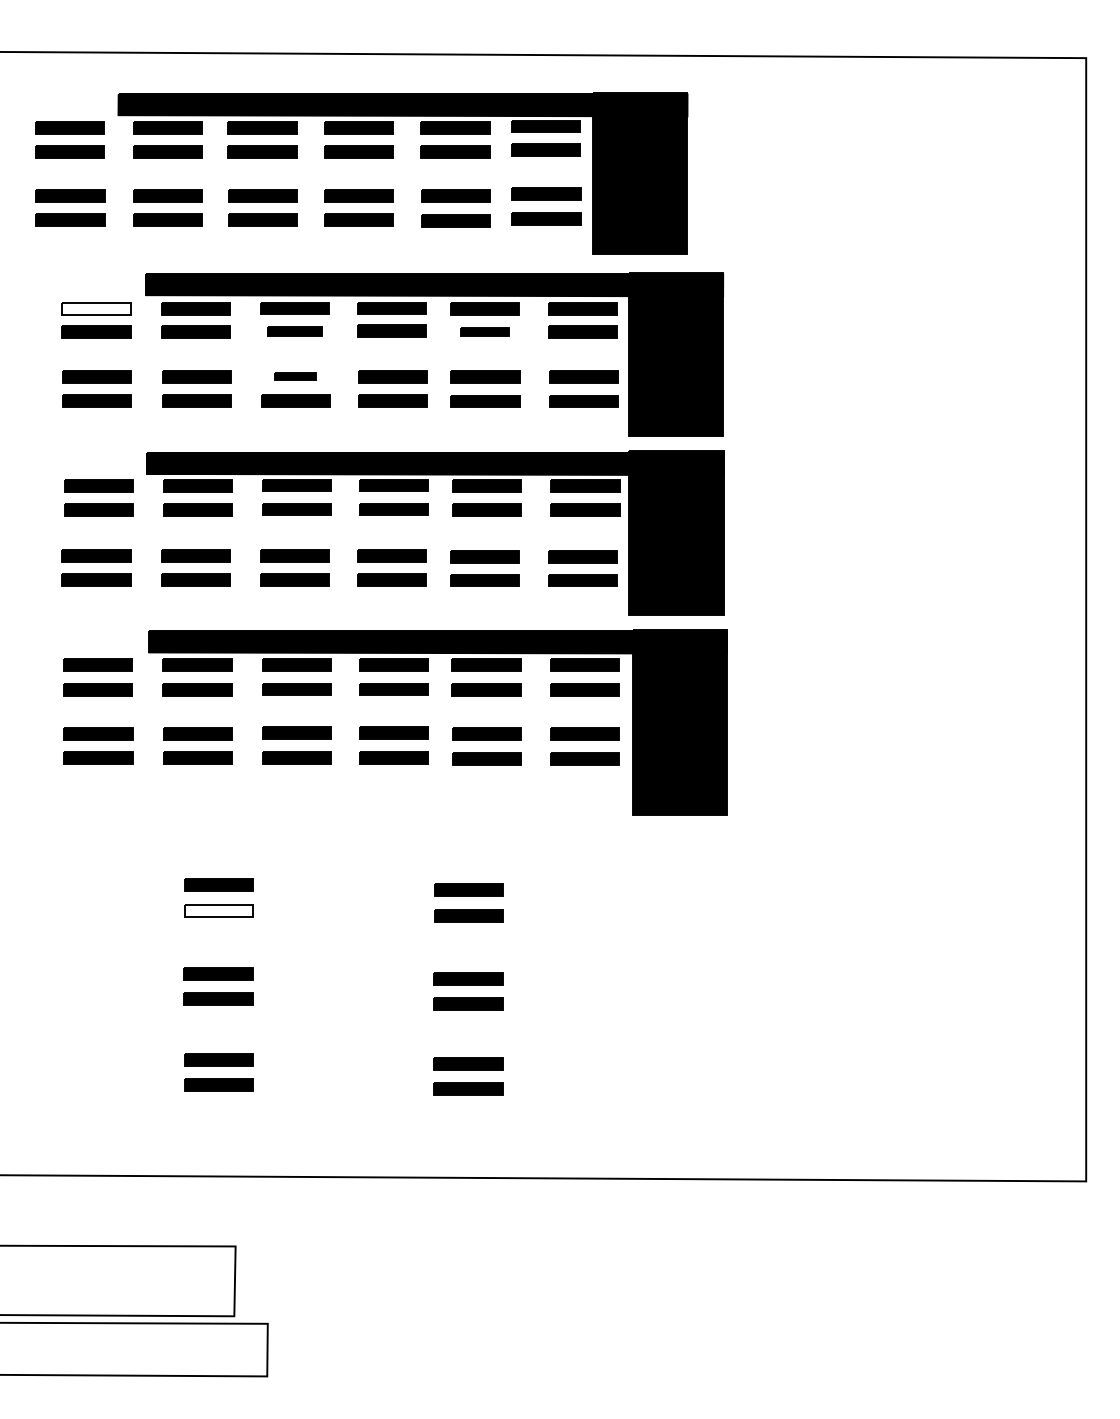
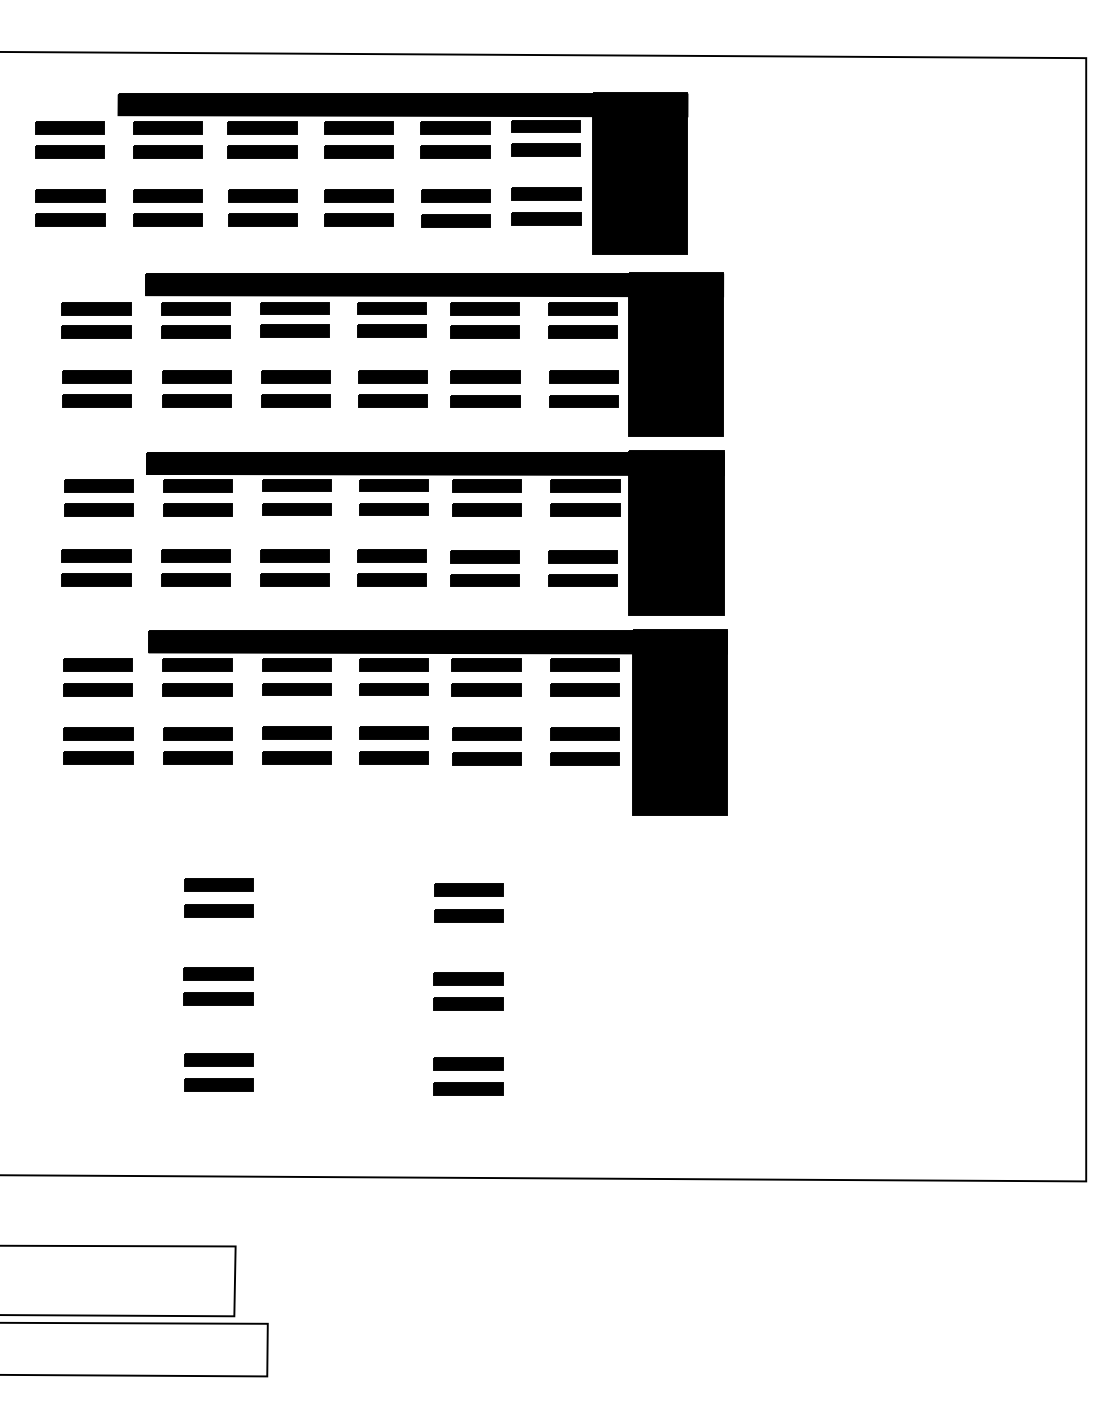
fill: none -> present (96, 308)
part size: 56x11 px -> 70x14 px (294, 330)
part size: 50x10 px -> 70x14 px (484, 331)
part size: 43x9 px -> 70x14 px (295, 376)
fill: none -> present (218, 910)
